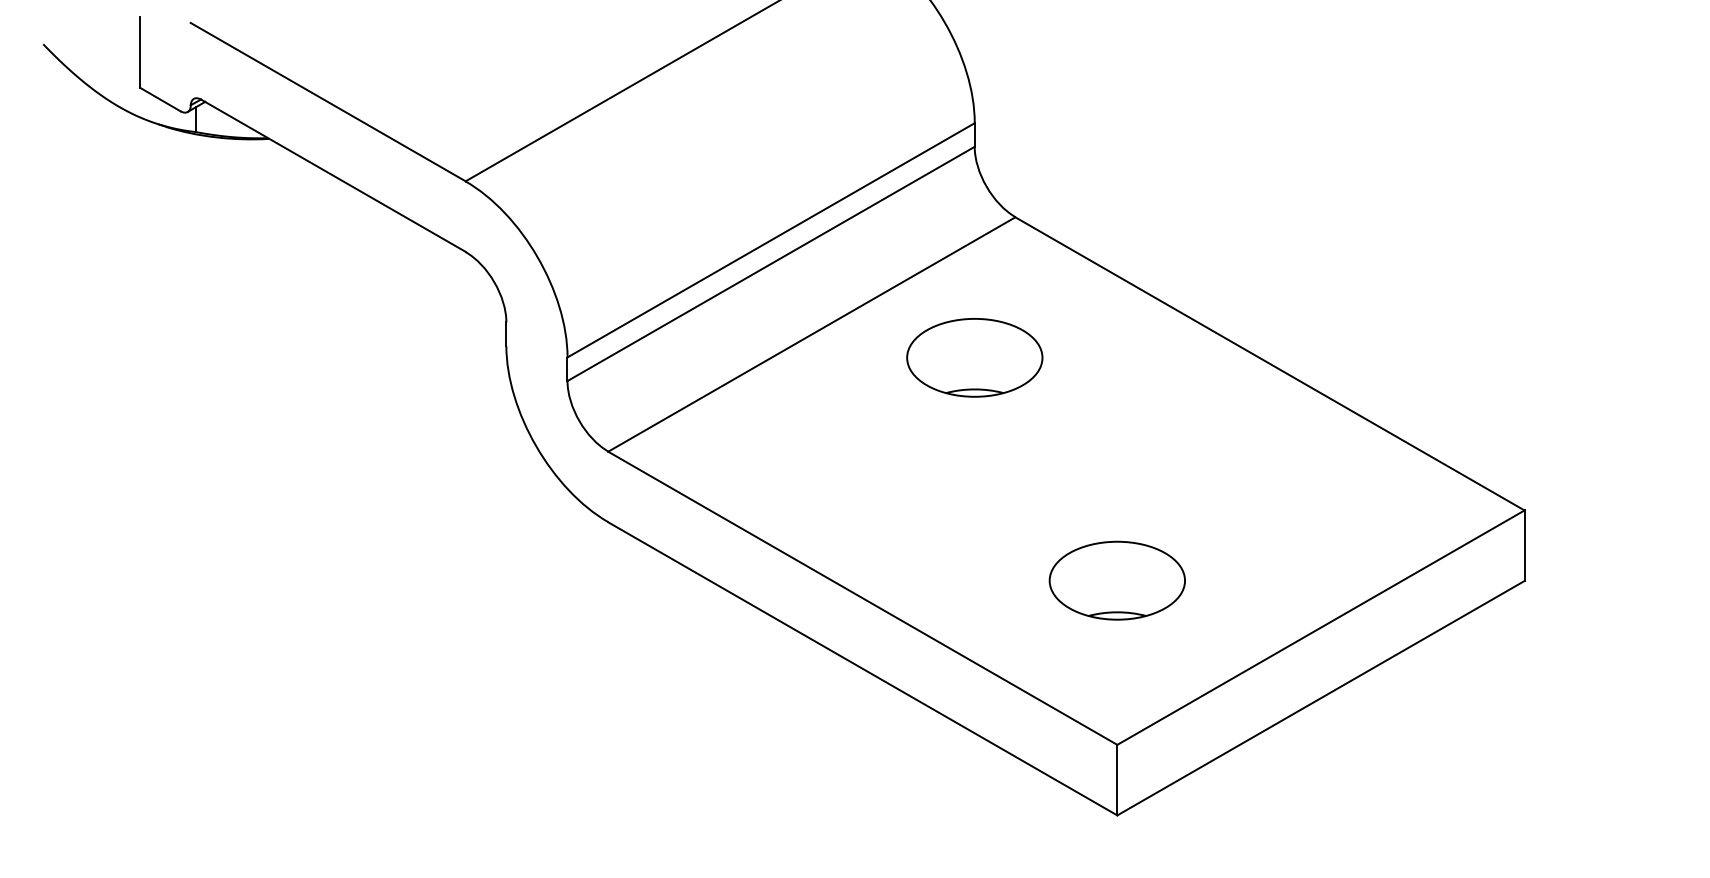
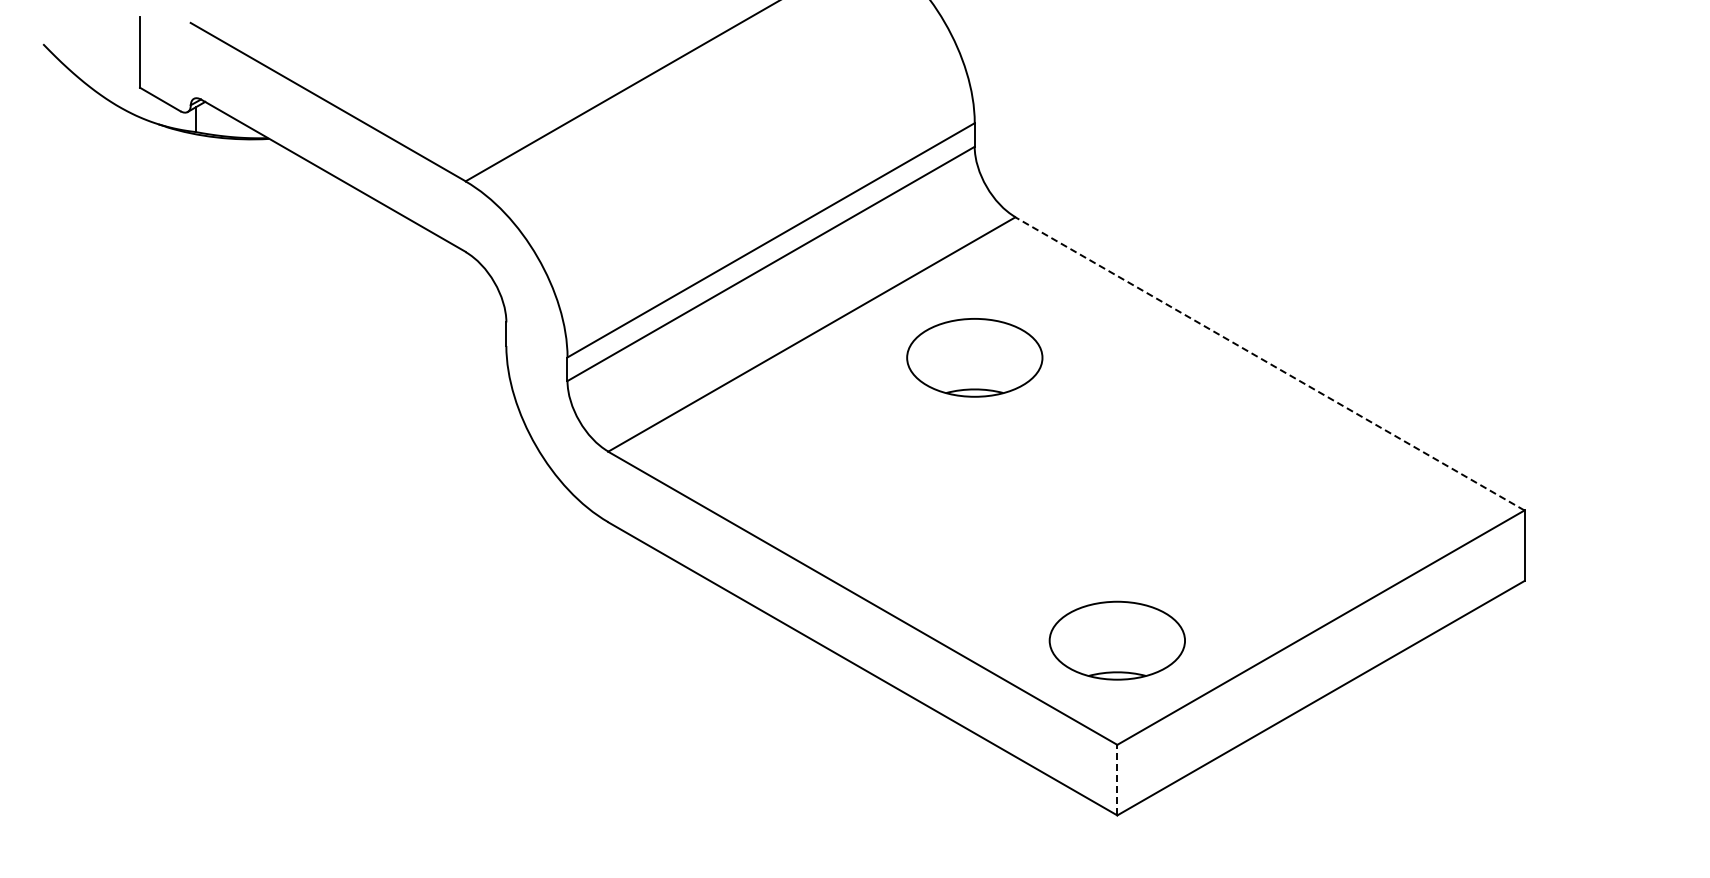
line: solid -> dashed (1269, 363)
part position: (1116, 580) -> (1116, 640) (1116, 640)
line: solid -> dashed (1117, 779)
